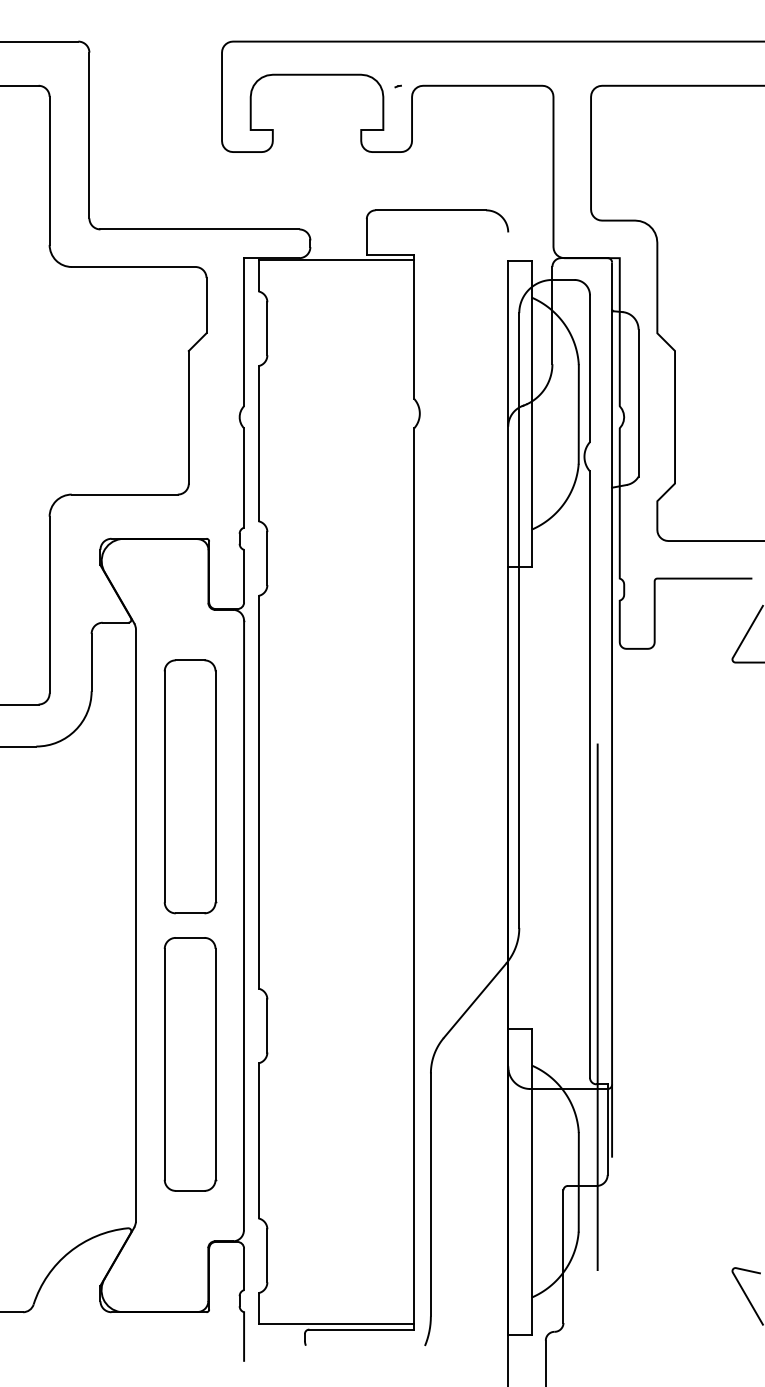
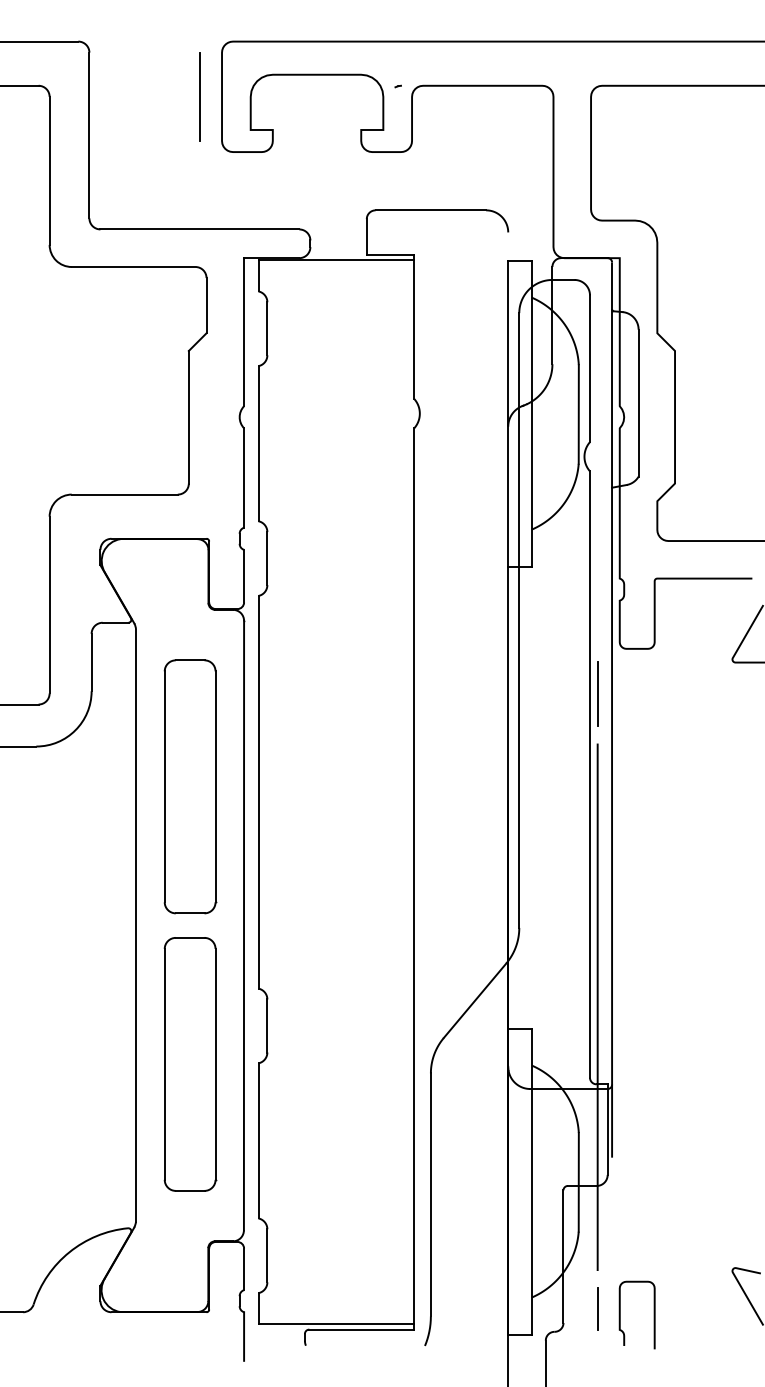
line: none -> present (199, 96)
line: none -> present (597, 693)
line: none -> present (597, 1308)
curve: none -> present (620, 1314)
